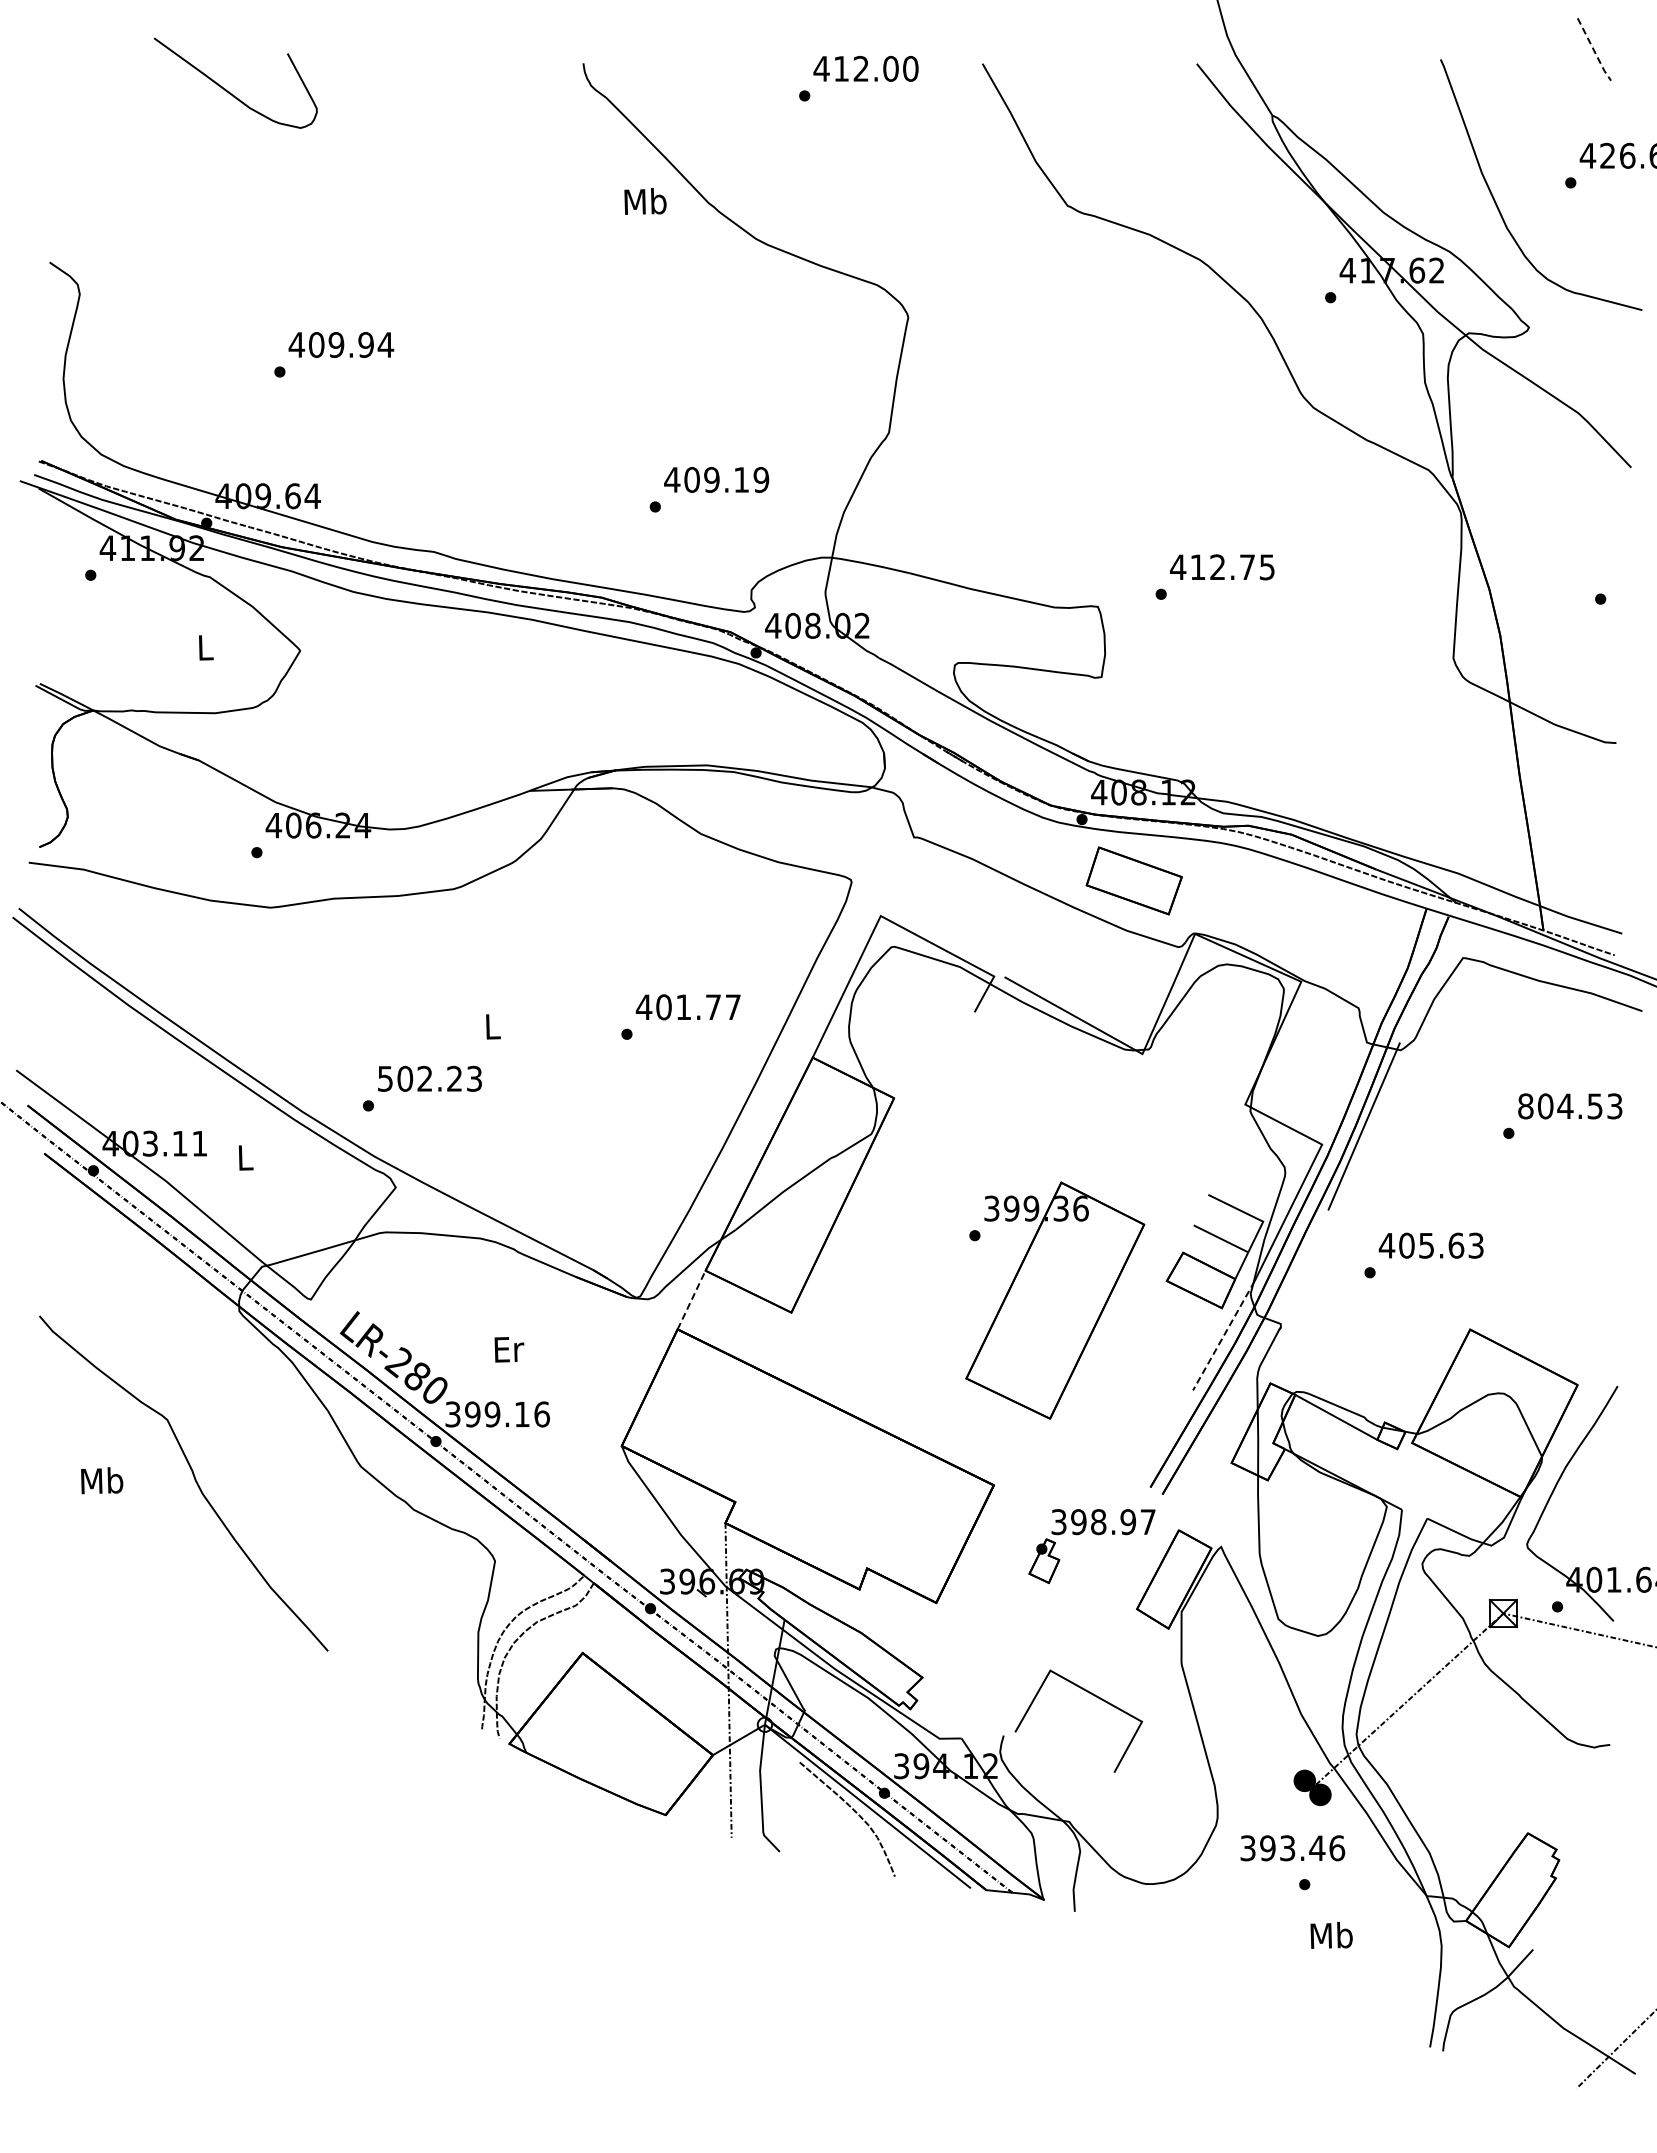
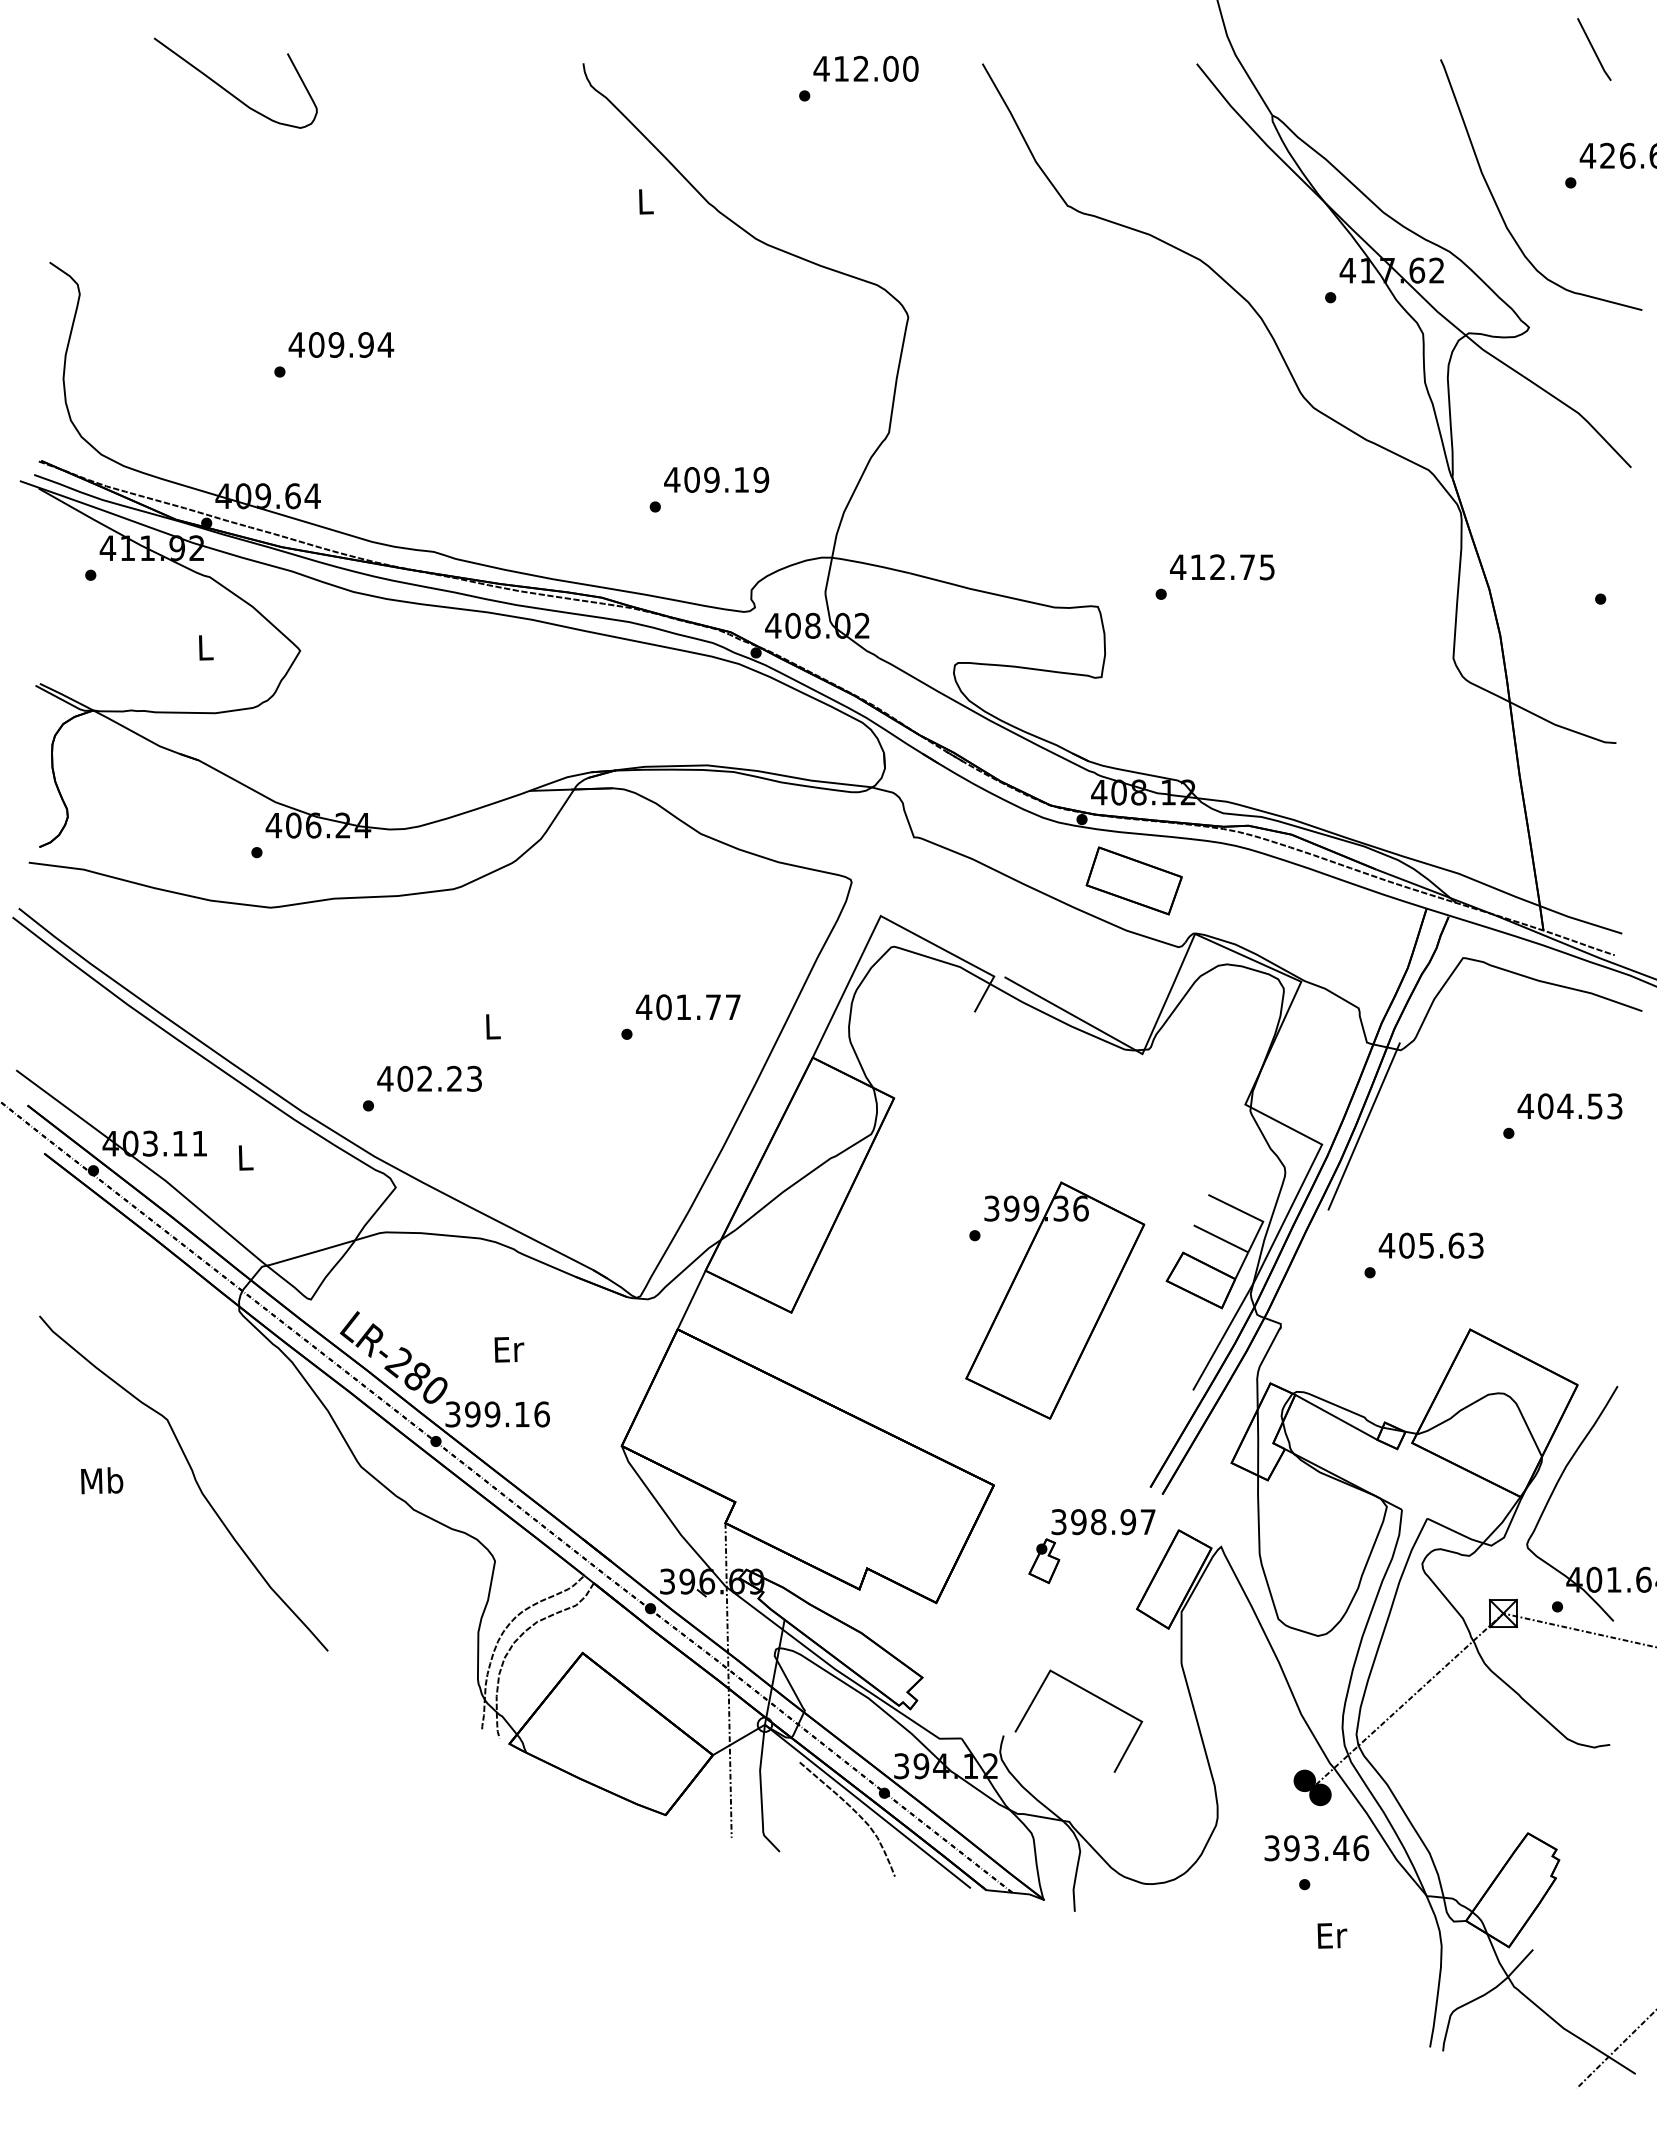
line: dashed -> solid (1594, 50)
text: Mb -> L (645, 201)
text: 502.23 -> 402.23 (385, 1078)
text: 804.53 -> 404.53 (1525, 1106)
line: dashed -> solid (691, 1299)
line: dashed -> solid (1223, 1335)
text position: (1292, 1848) -> (1316, 1848) (1316, 1848)
text: Mb -> Er (1331, 1934)
